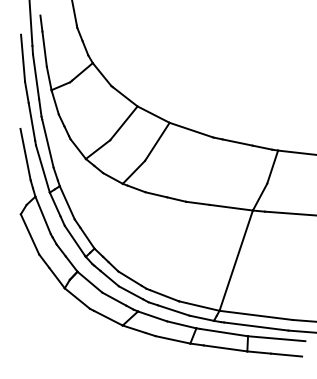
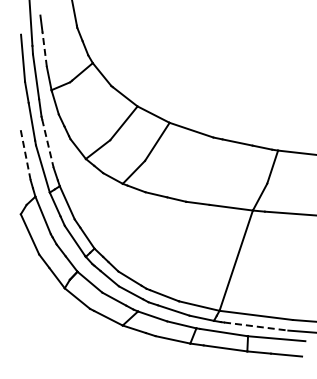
line: solid -> dashed (44, 49)
line: solid -> dashed (47, 143)
line: solid -> dashed (25, 154)
line: solid -> dashed (256, 326)
